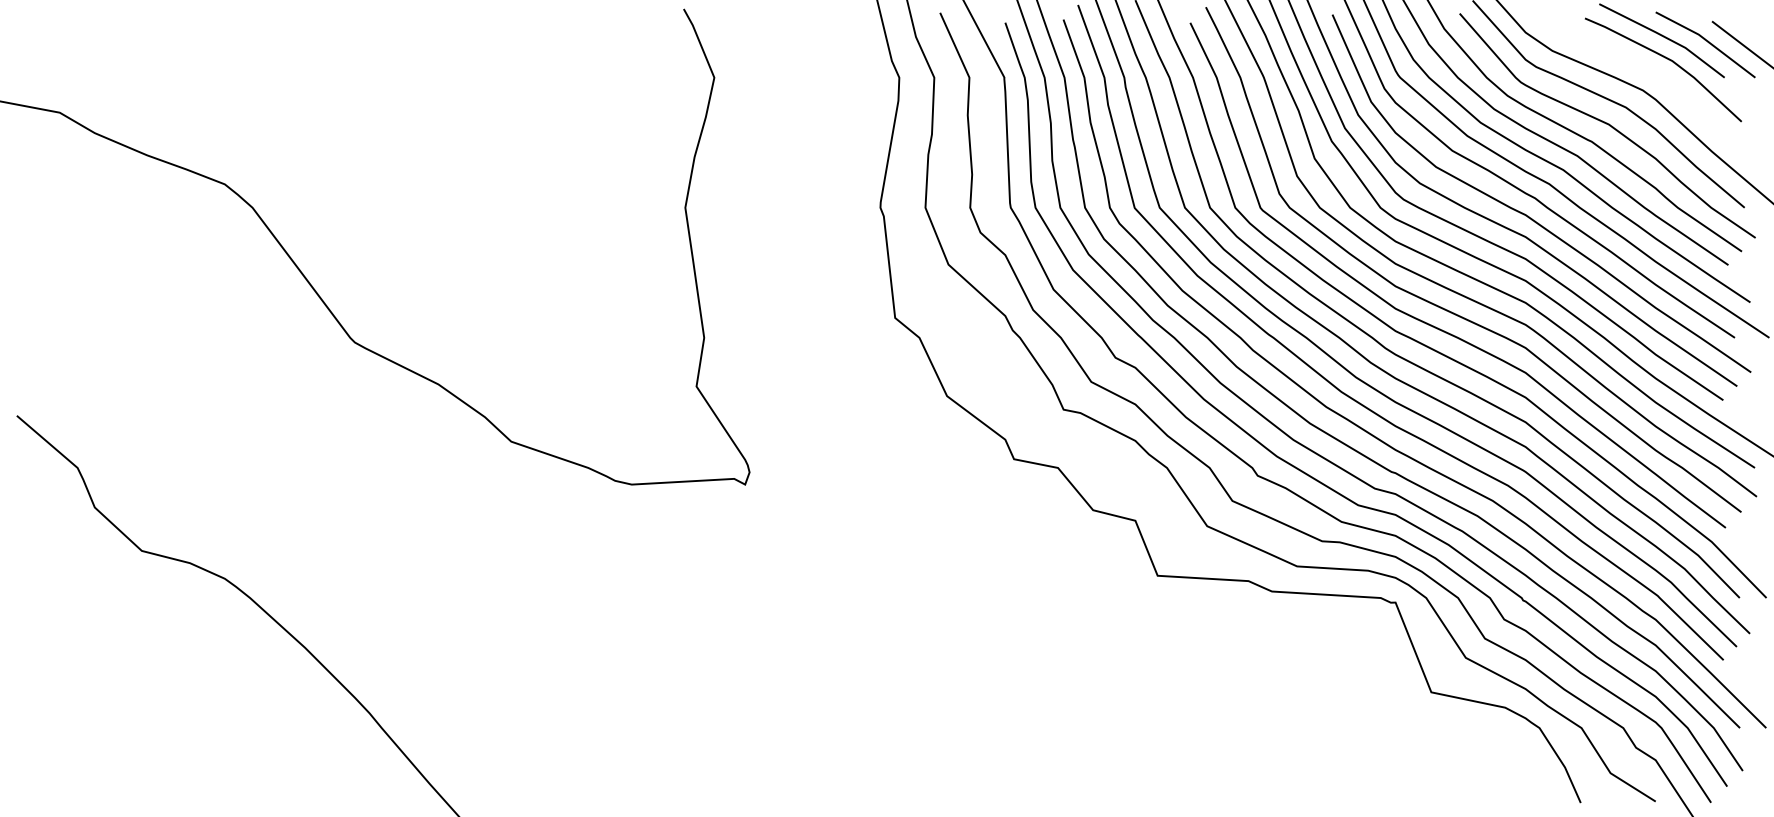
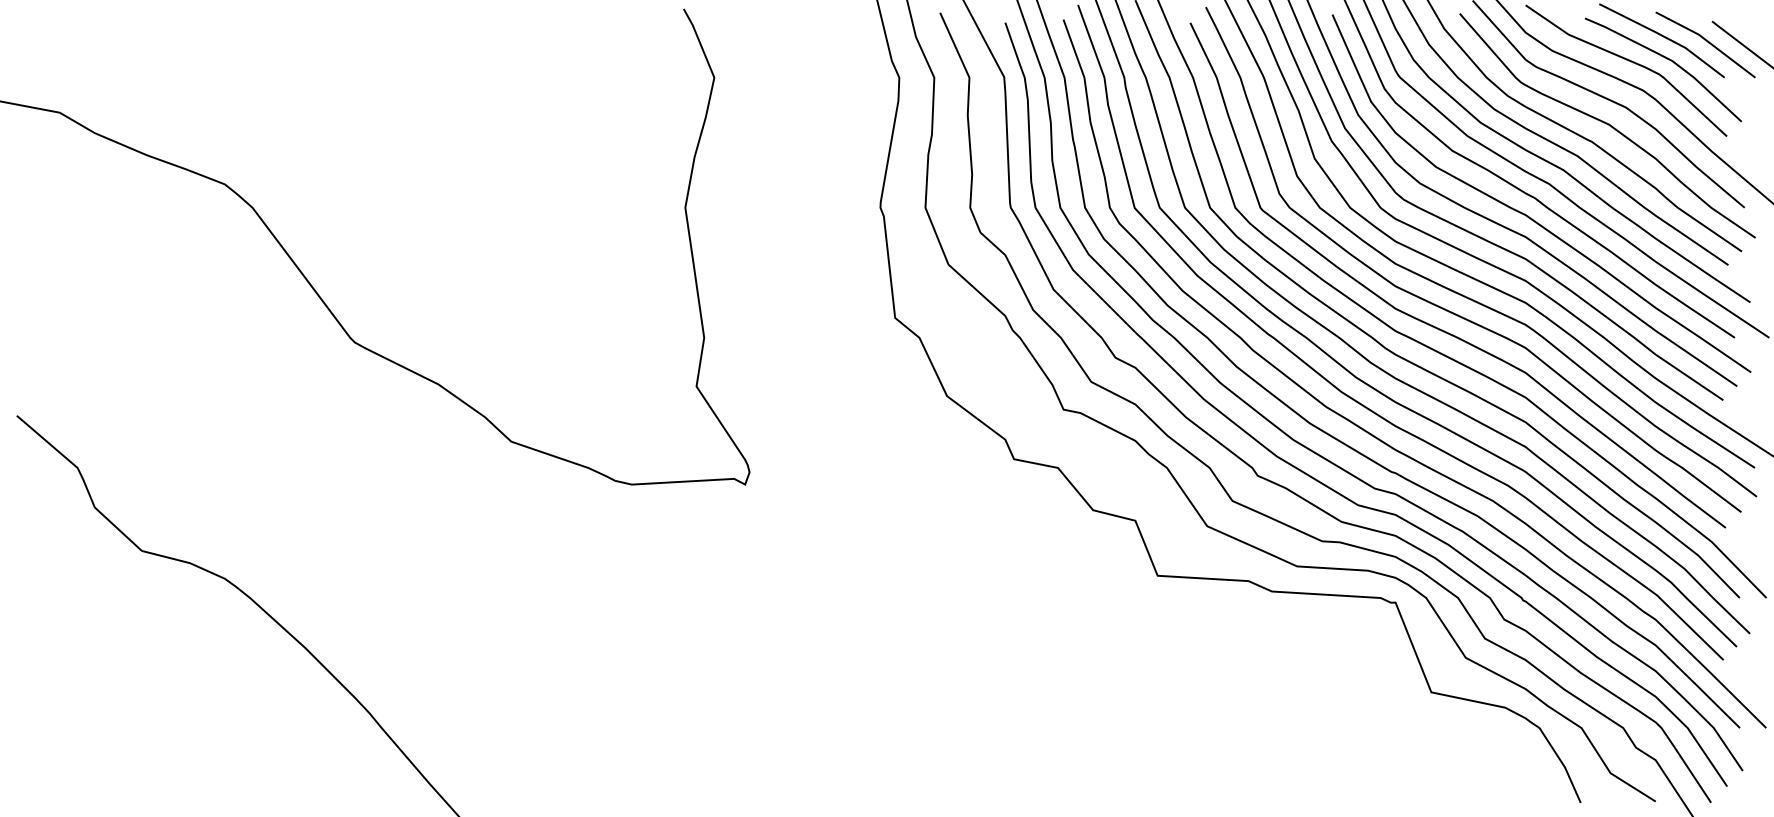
curve: none -> present (1628, 61)
